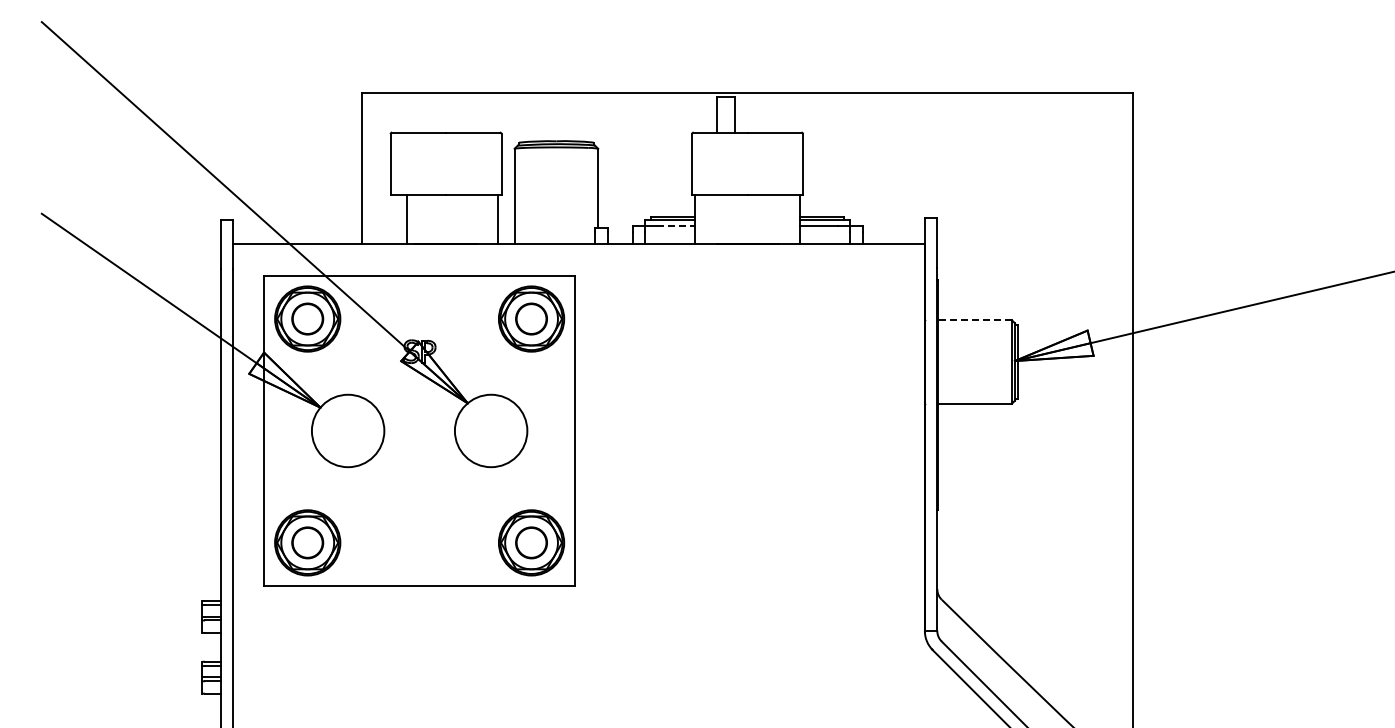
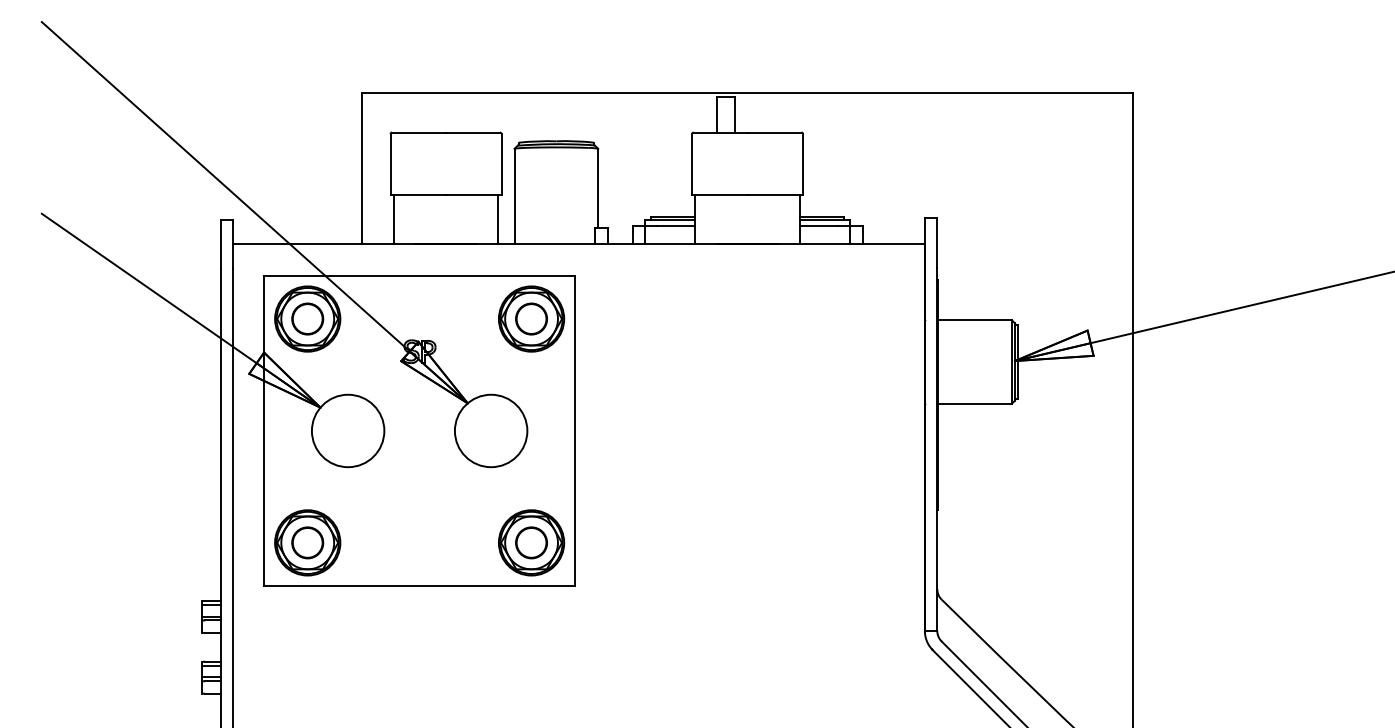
line position: (406, 219) -> (393, 219) (393, 219)
line: dashed -> solid (676, 225)
line: dashed -> solid (974, 320)
